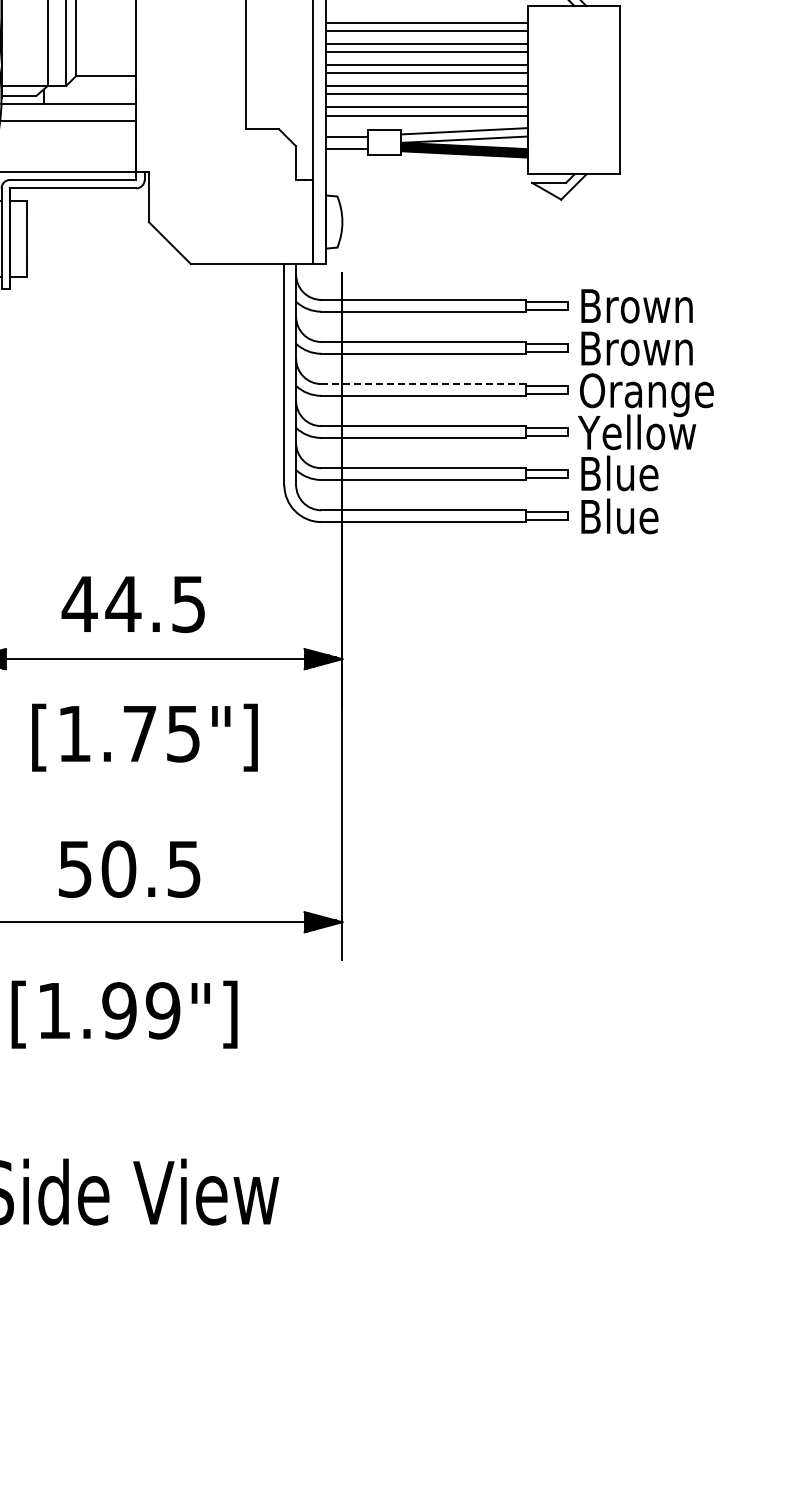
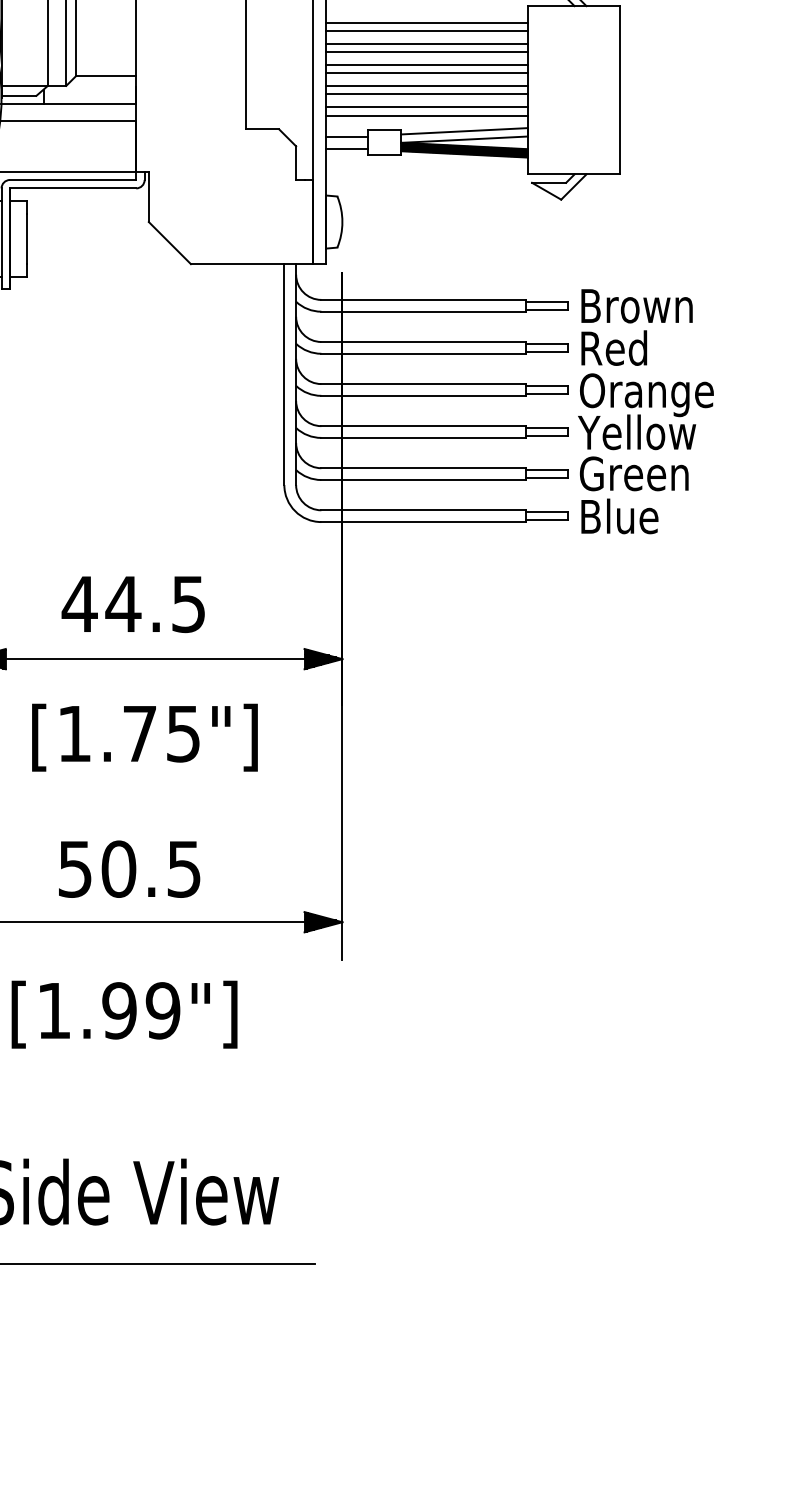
text: Brown -> Red (638, 347)
line: dashed -> solid (423, 384)
text: Blue -> Green (633, 473)
line: none -> present (158, 1264)
